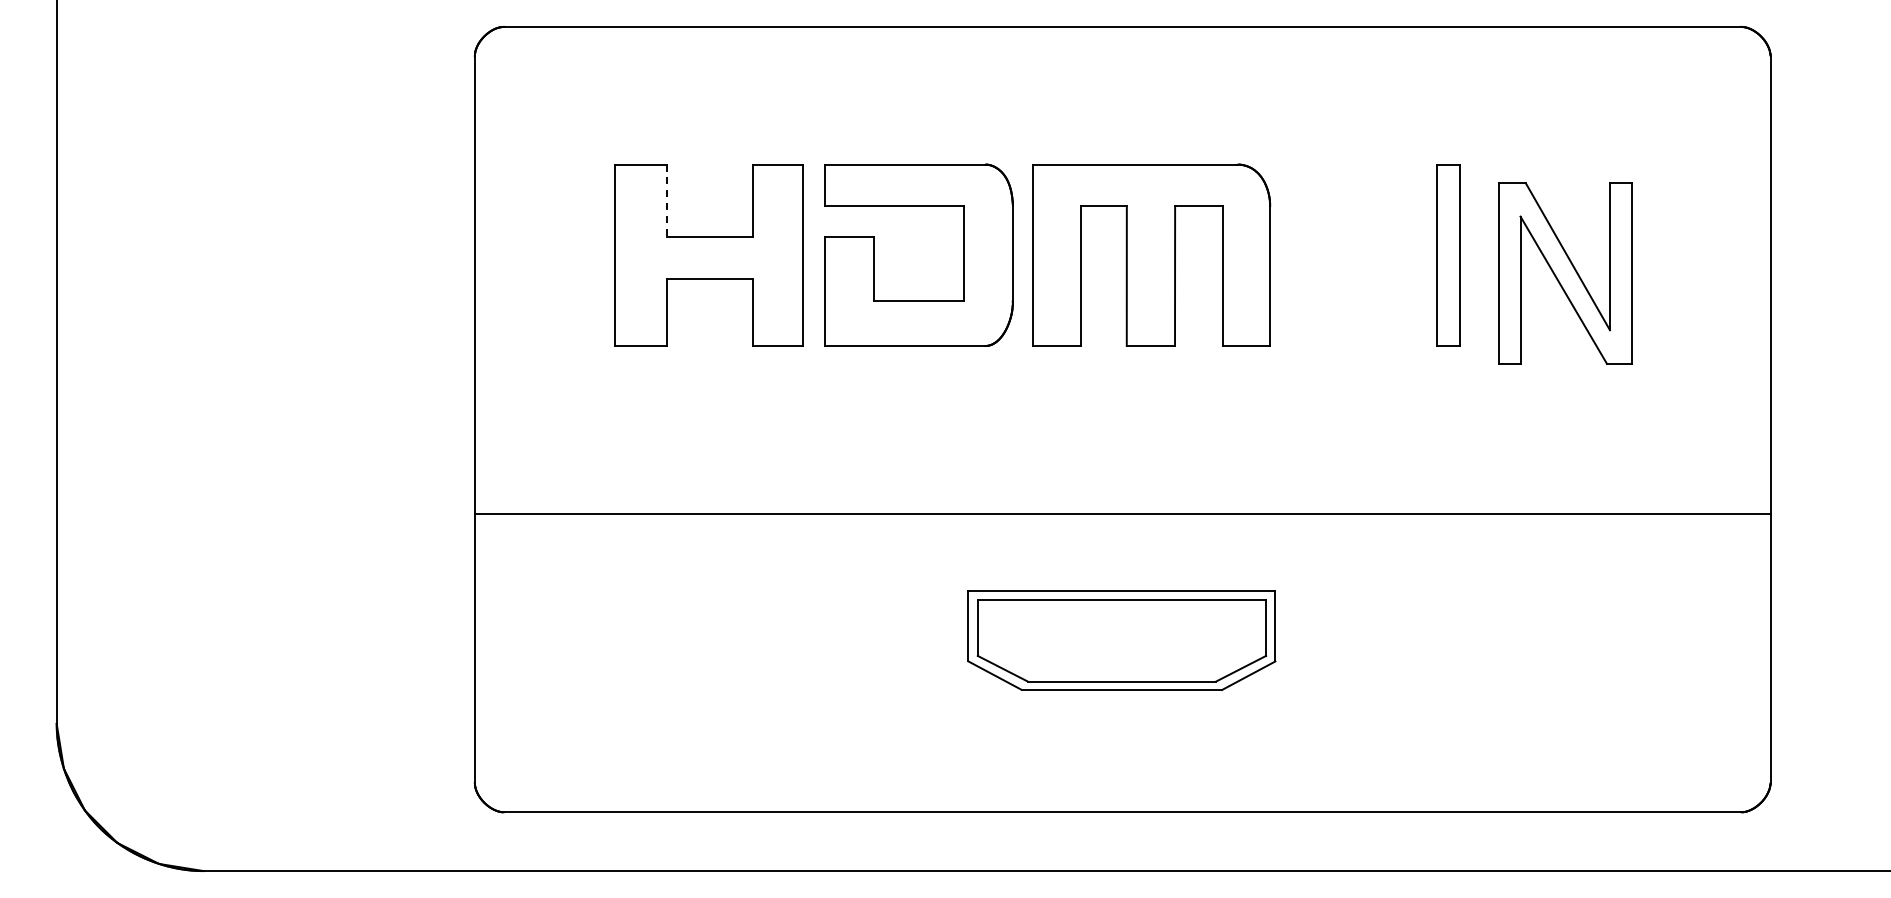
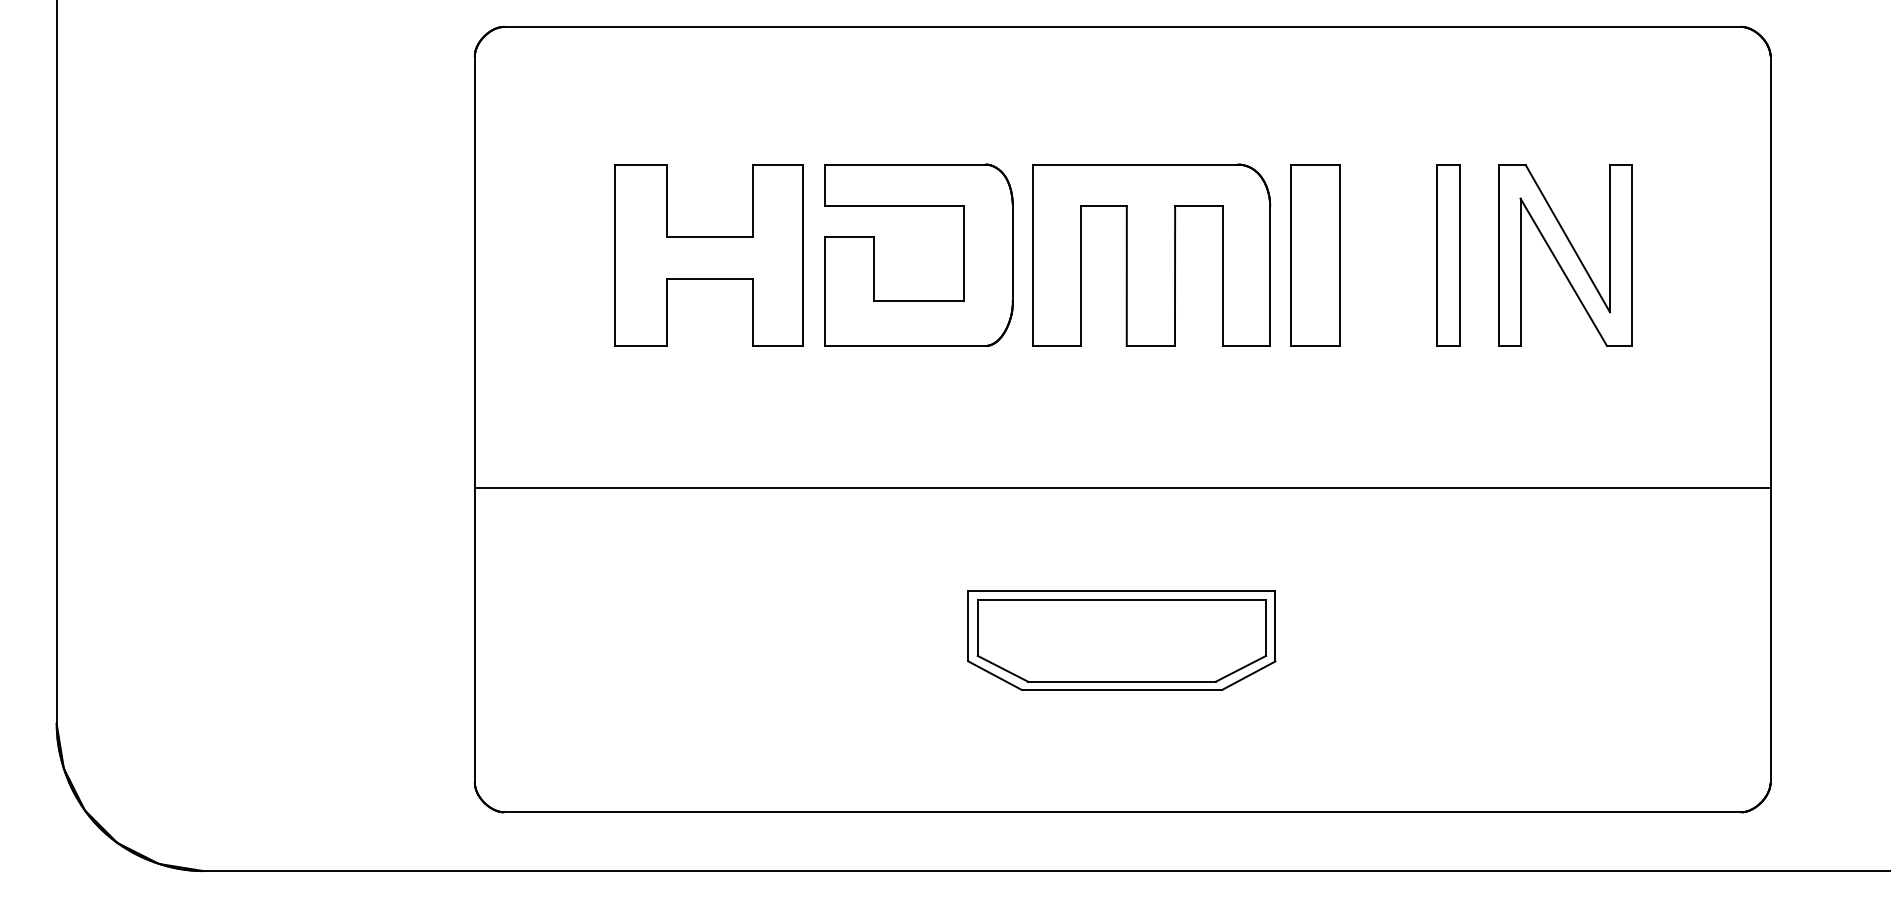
line: dashed -> solid (666, 201)
part: none -> present (1315, 255)
part position: (1565, 273) -> (1565, 255) (1565, 255)
line position: (1122, 514) -> (1122, 488) (1122, 488)
